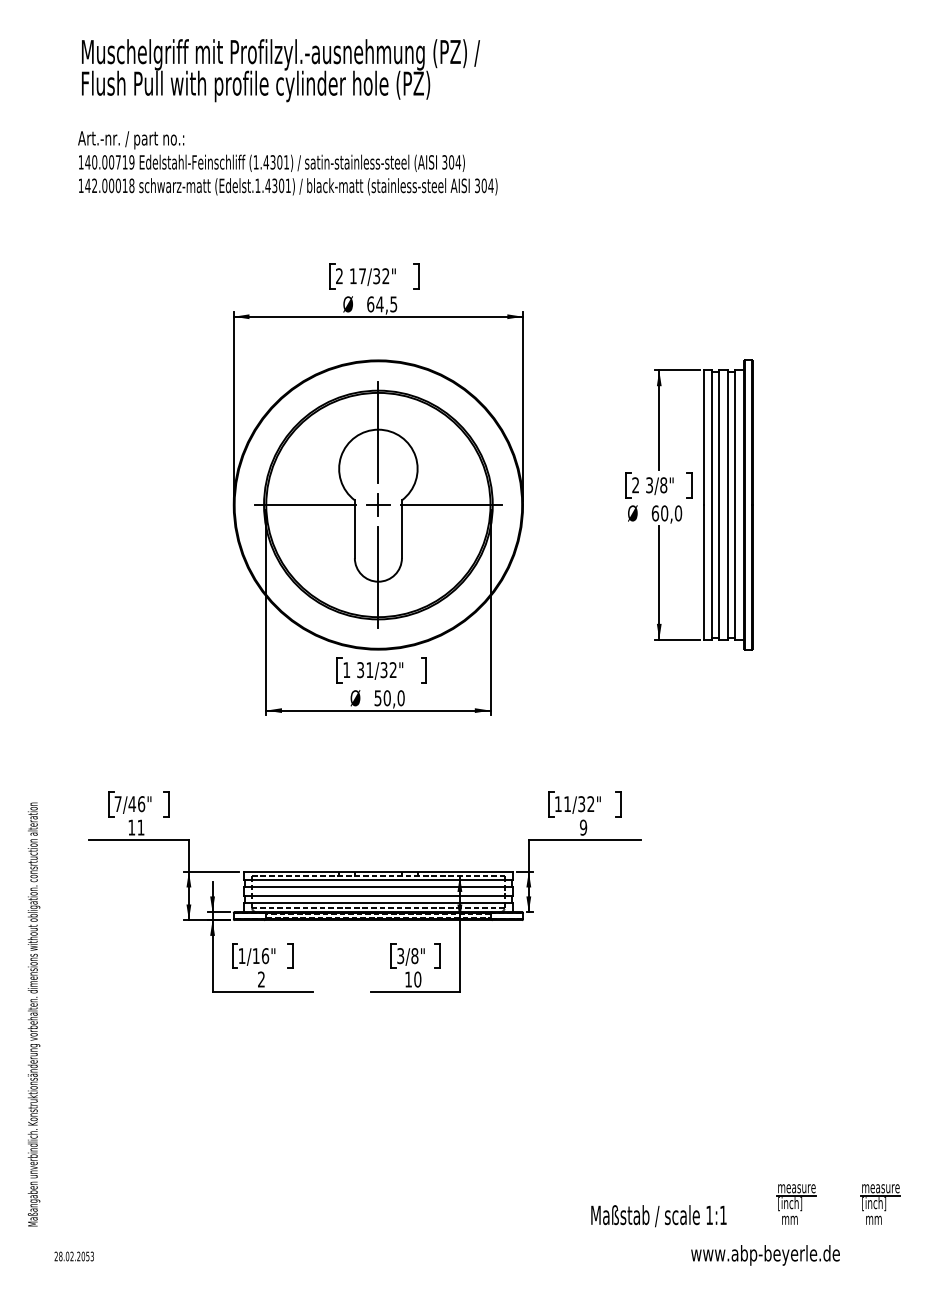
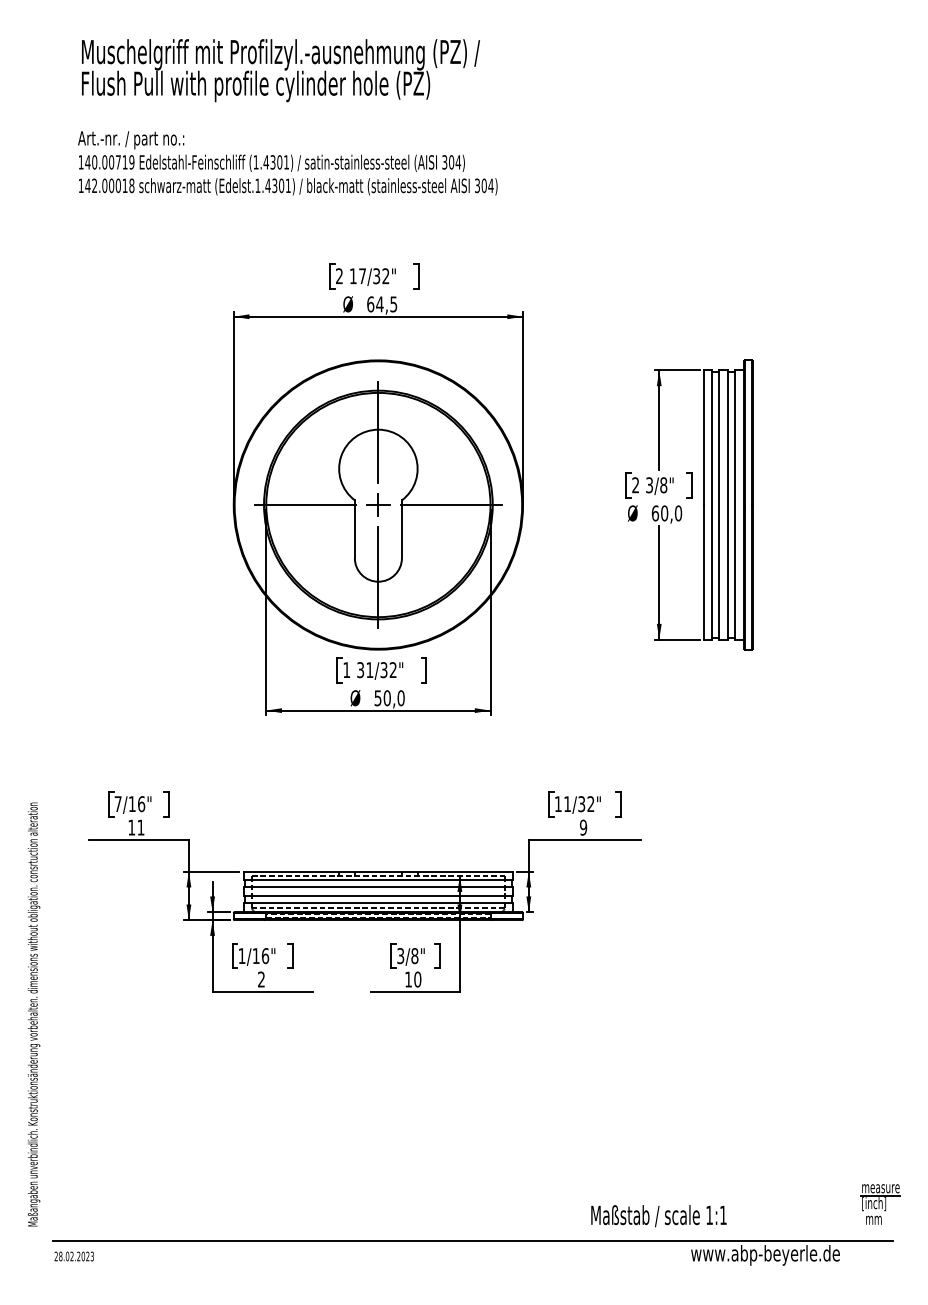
text: 7/46" -> 7/16" (132, 803)
part: present -> none (796, 1204)
line: none -> present (472, 1240)
text: 28.02.2053 -> 28.02.2023 (87, 1256)
